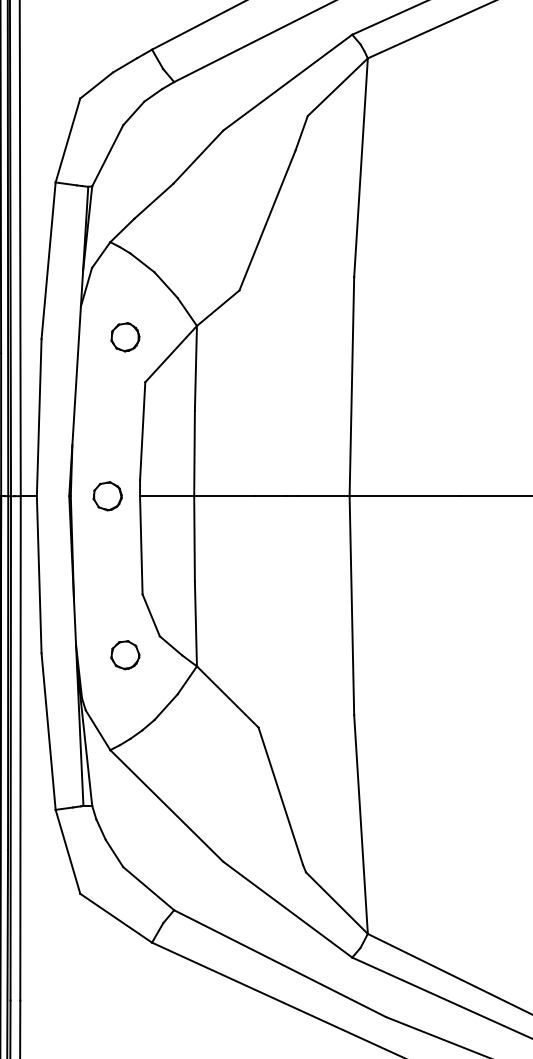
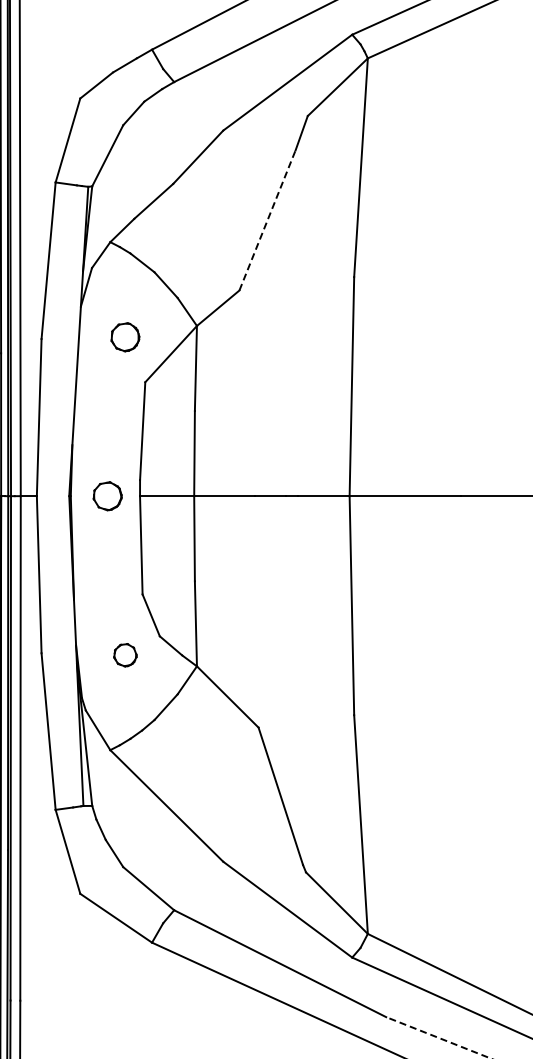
line: solid -> dashed (267, 220)
part size: 31x31 px -> 25x25 px (125, 655)
line: solid -> dashed (439, 1038)
